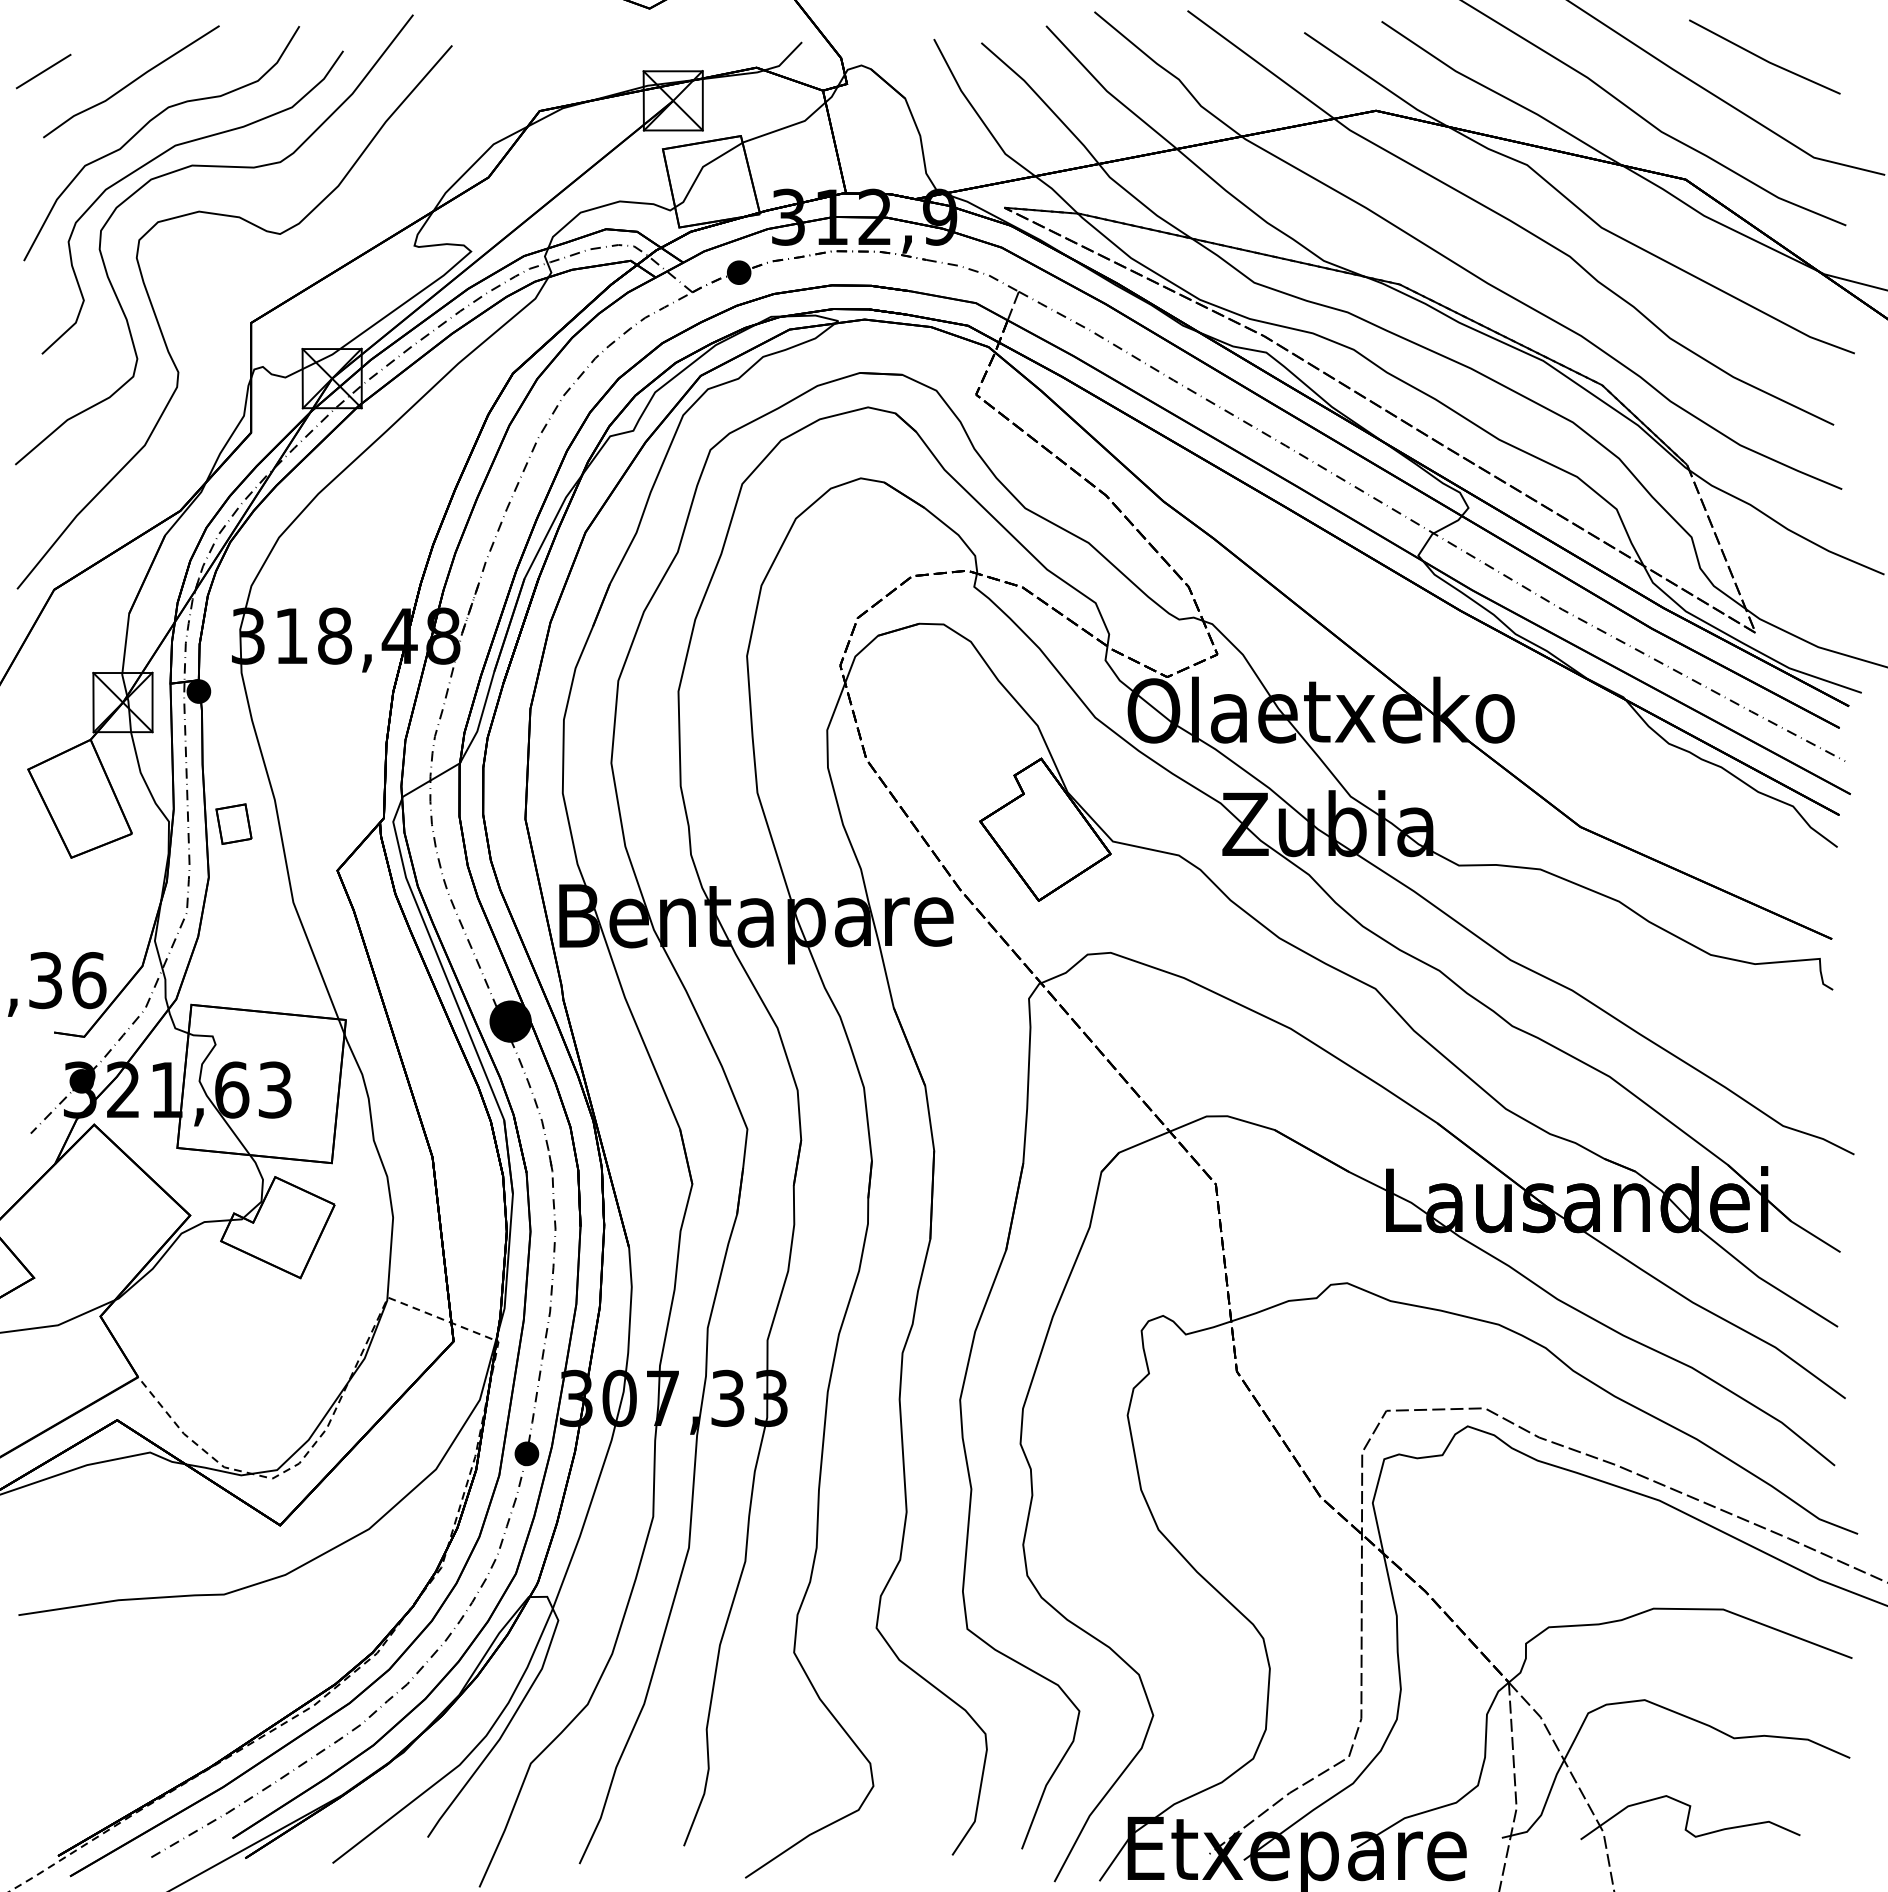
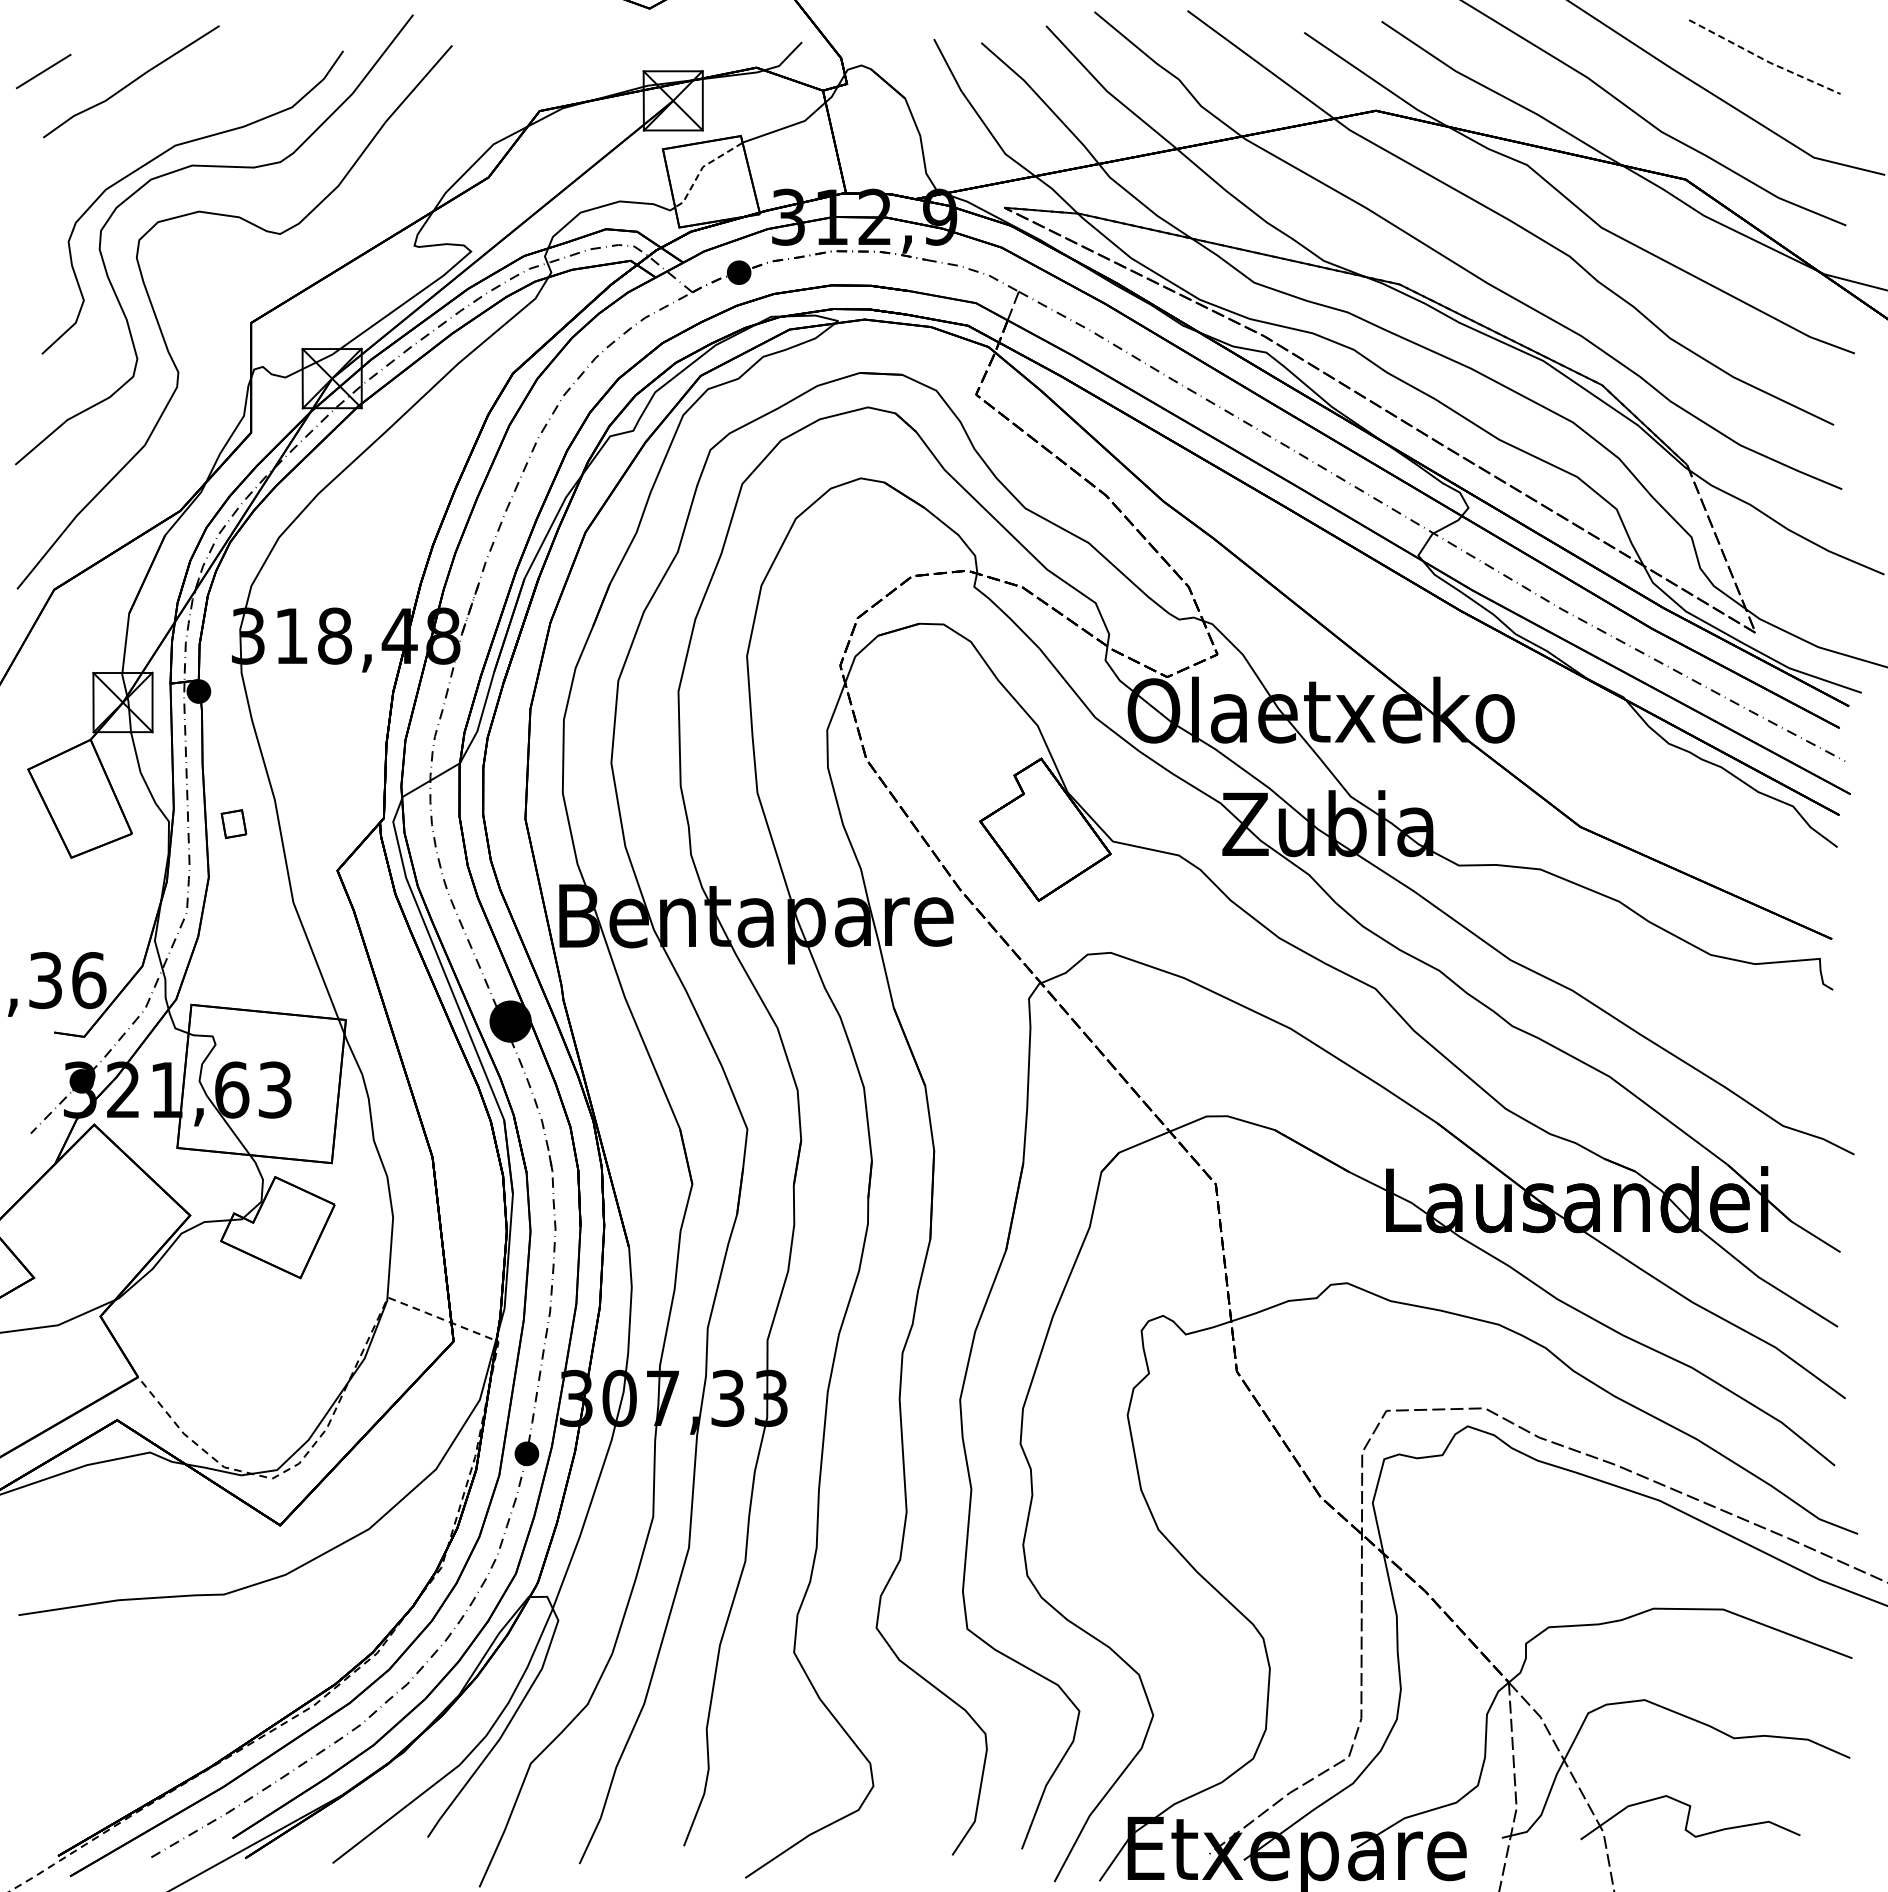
line: solid -> dashed (1764, 59)
curve: present -> none (145, 126)
line: solid -> dashed (702, 168)
part size: 38x42 px -> 28x30 px (233, 823)
